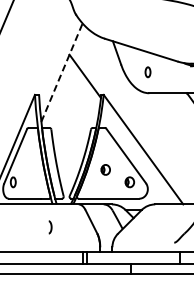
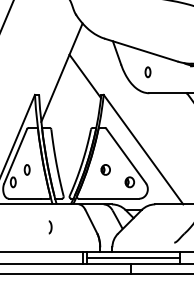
line: dashed -> solid (62, 72)
part: none -> present (26, 169)
line: none -> present (133, 257)
